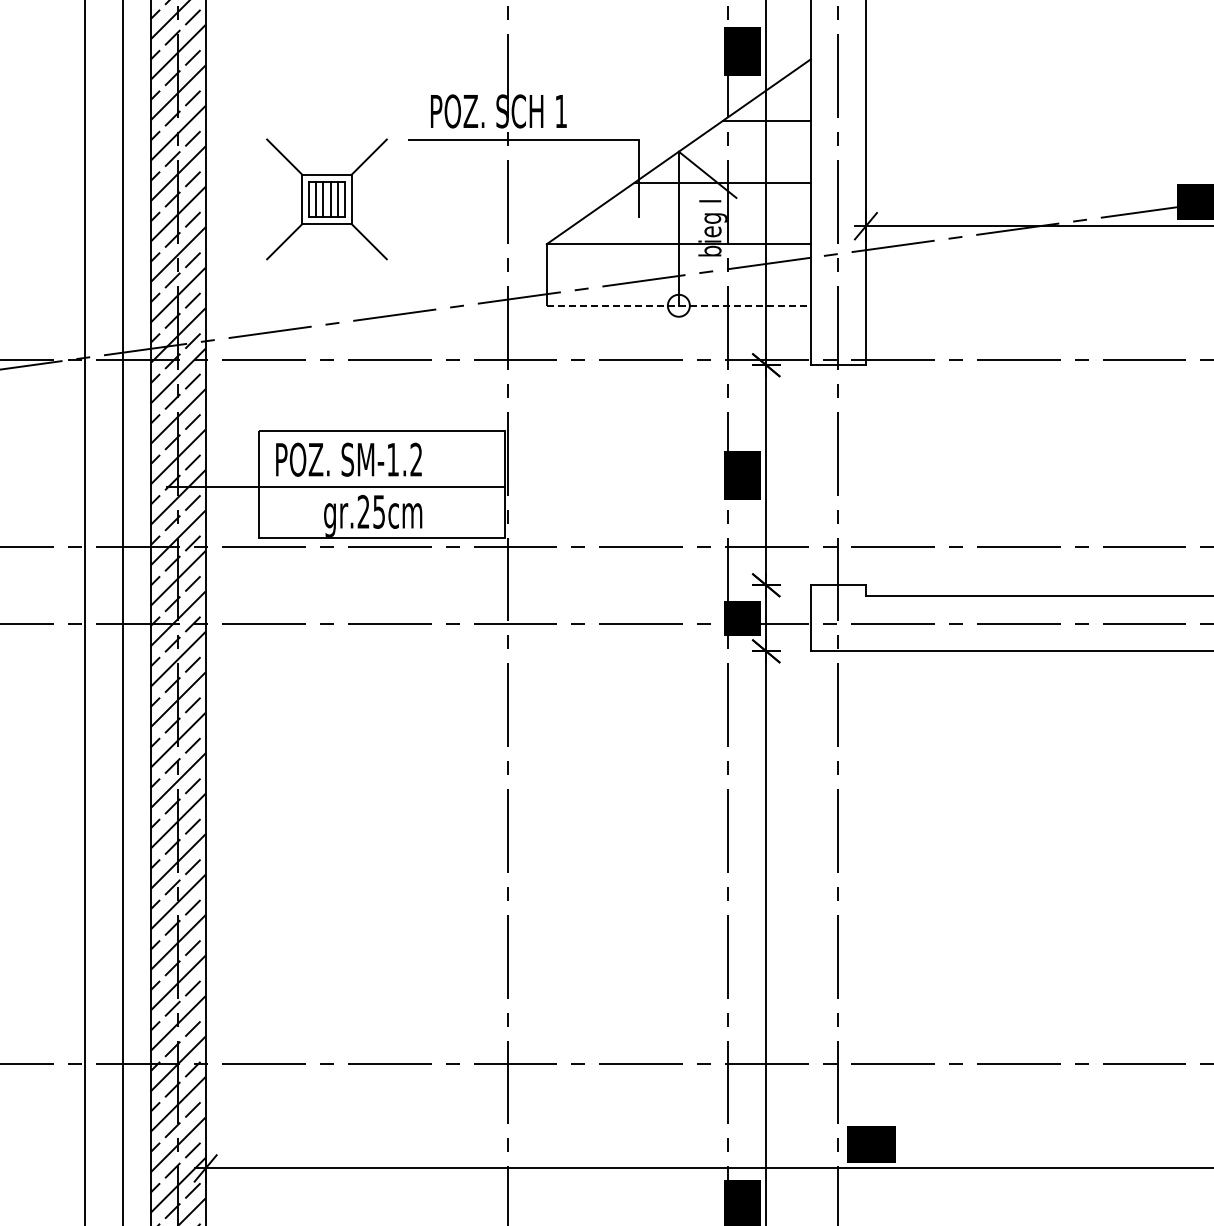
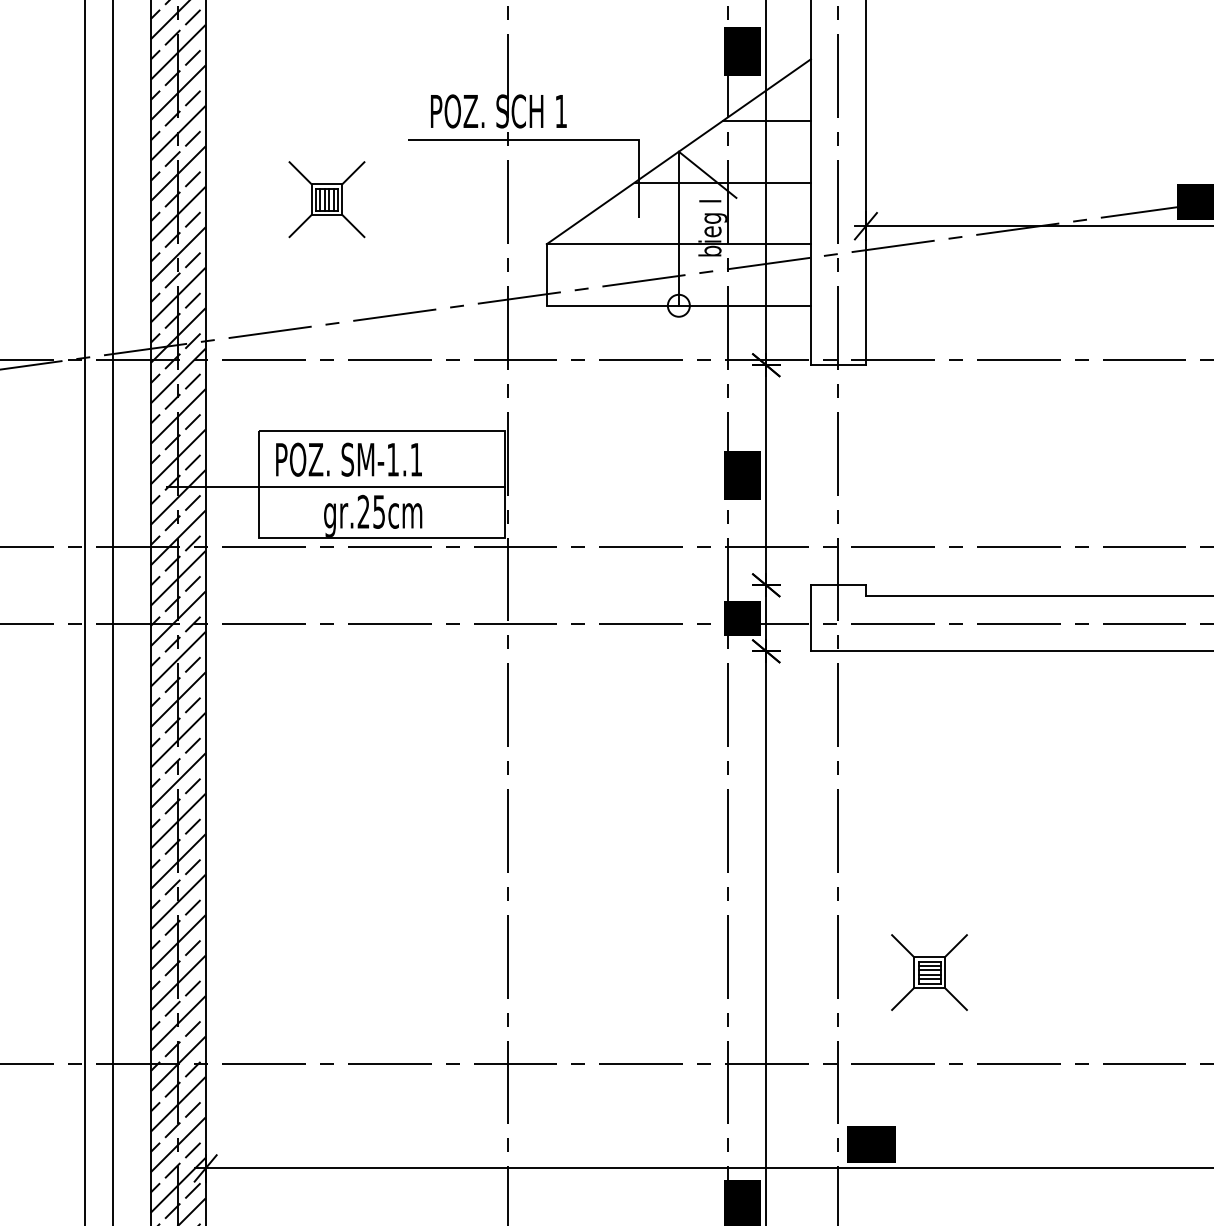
part size: 122x123 px -> 78x78 px (326, 199)
line: dashed -> solid (679, 305)
text: SM-1.2 -> SM-1.1 (415, 459)
line position: (123, 612) -> (113, 612) (113, 612)
part: none -> present (929, 972)
